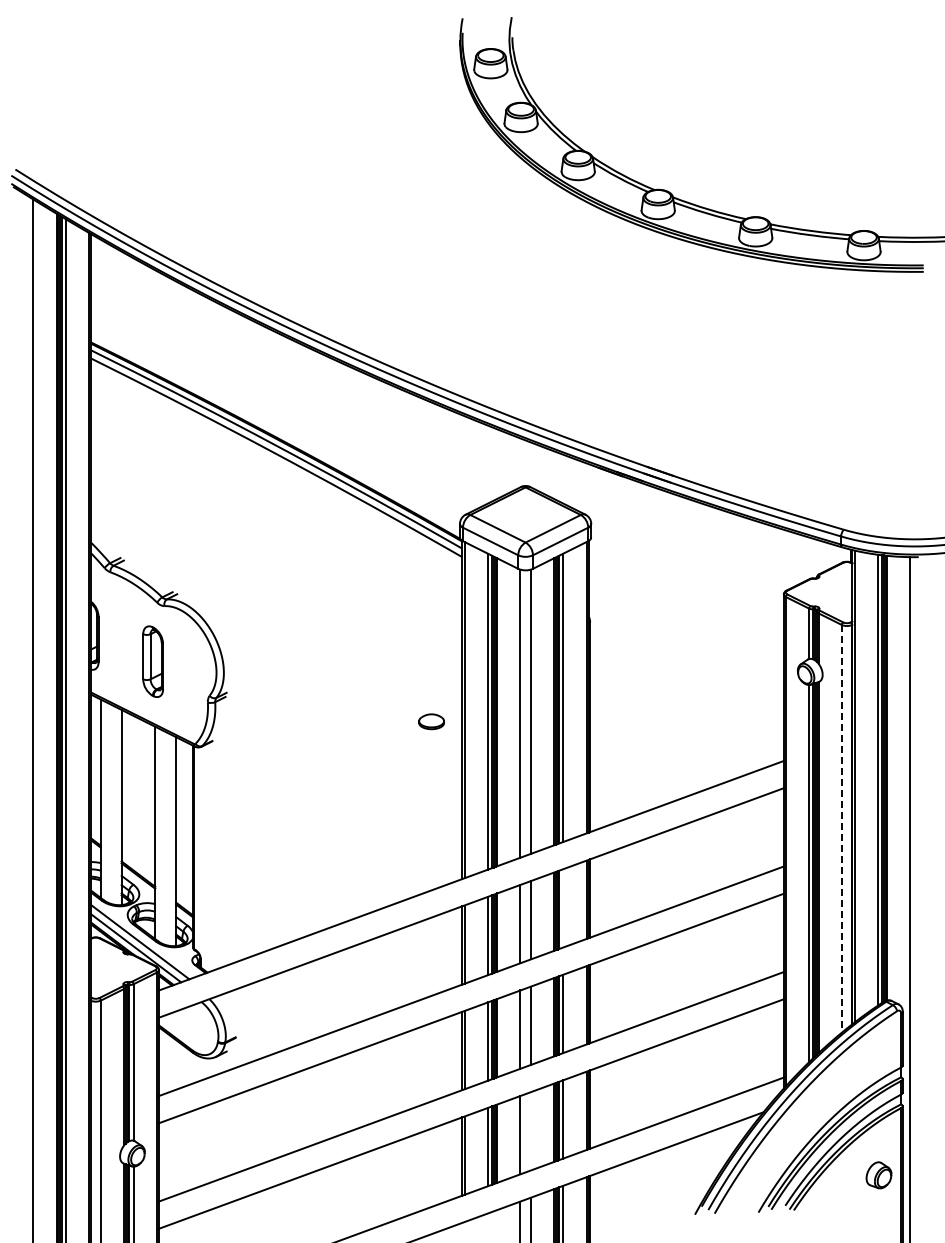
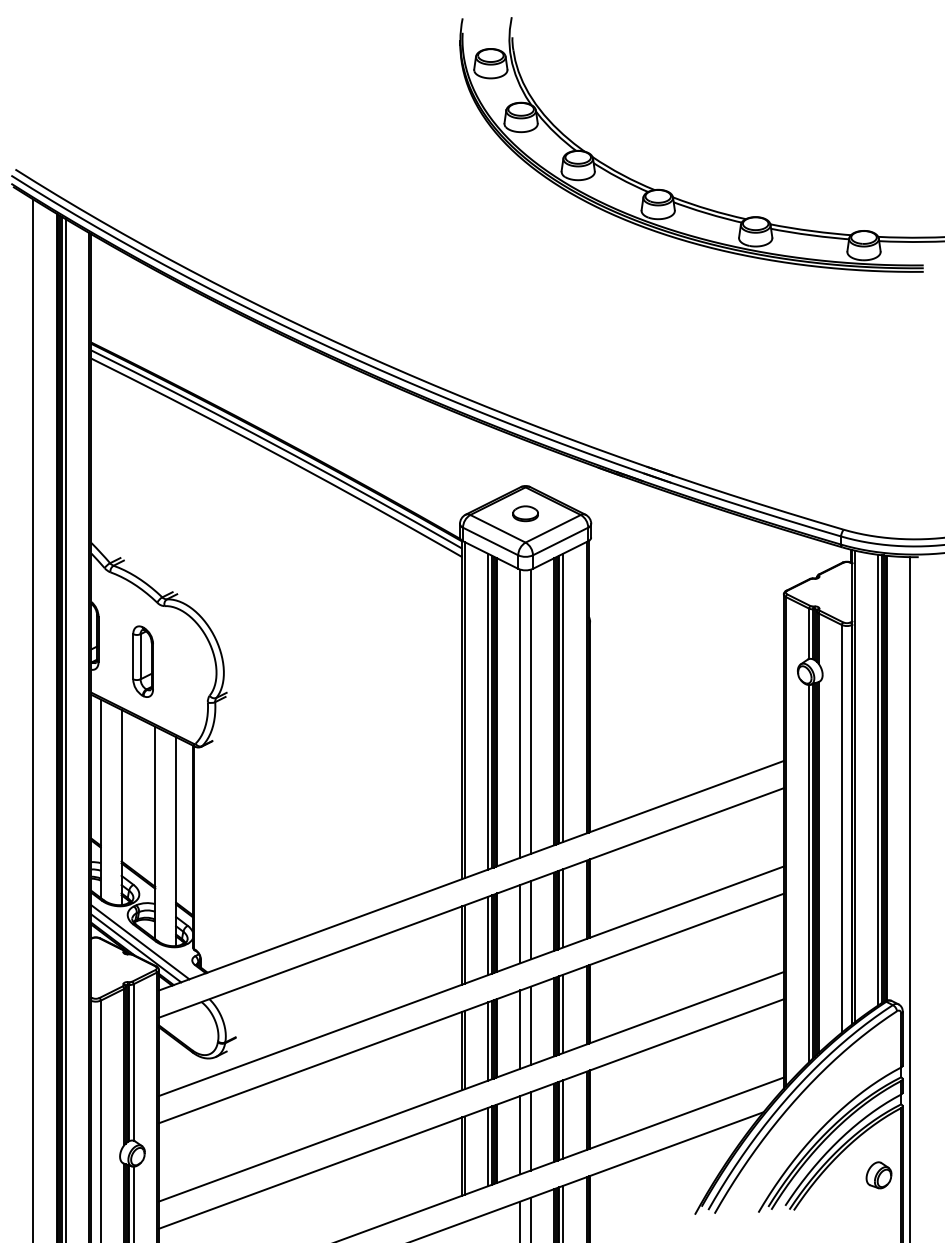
part position: (152, 661) -> (142, 661) (142, 661)
part position: (431, 721) -> (525, 513) (525, 513)
line: dashed -> solid (841, 828)
line: none -> present (563, 908)
line: none -> present (530, 1131)
